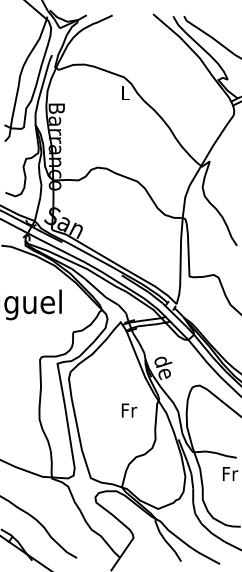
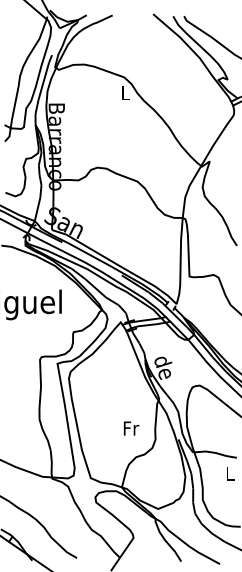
text position: (129, 410) -> (131, 428) (131, 428)
text: Fr -> L (230, 474)
